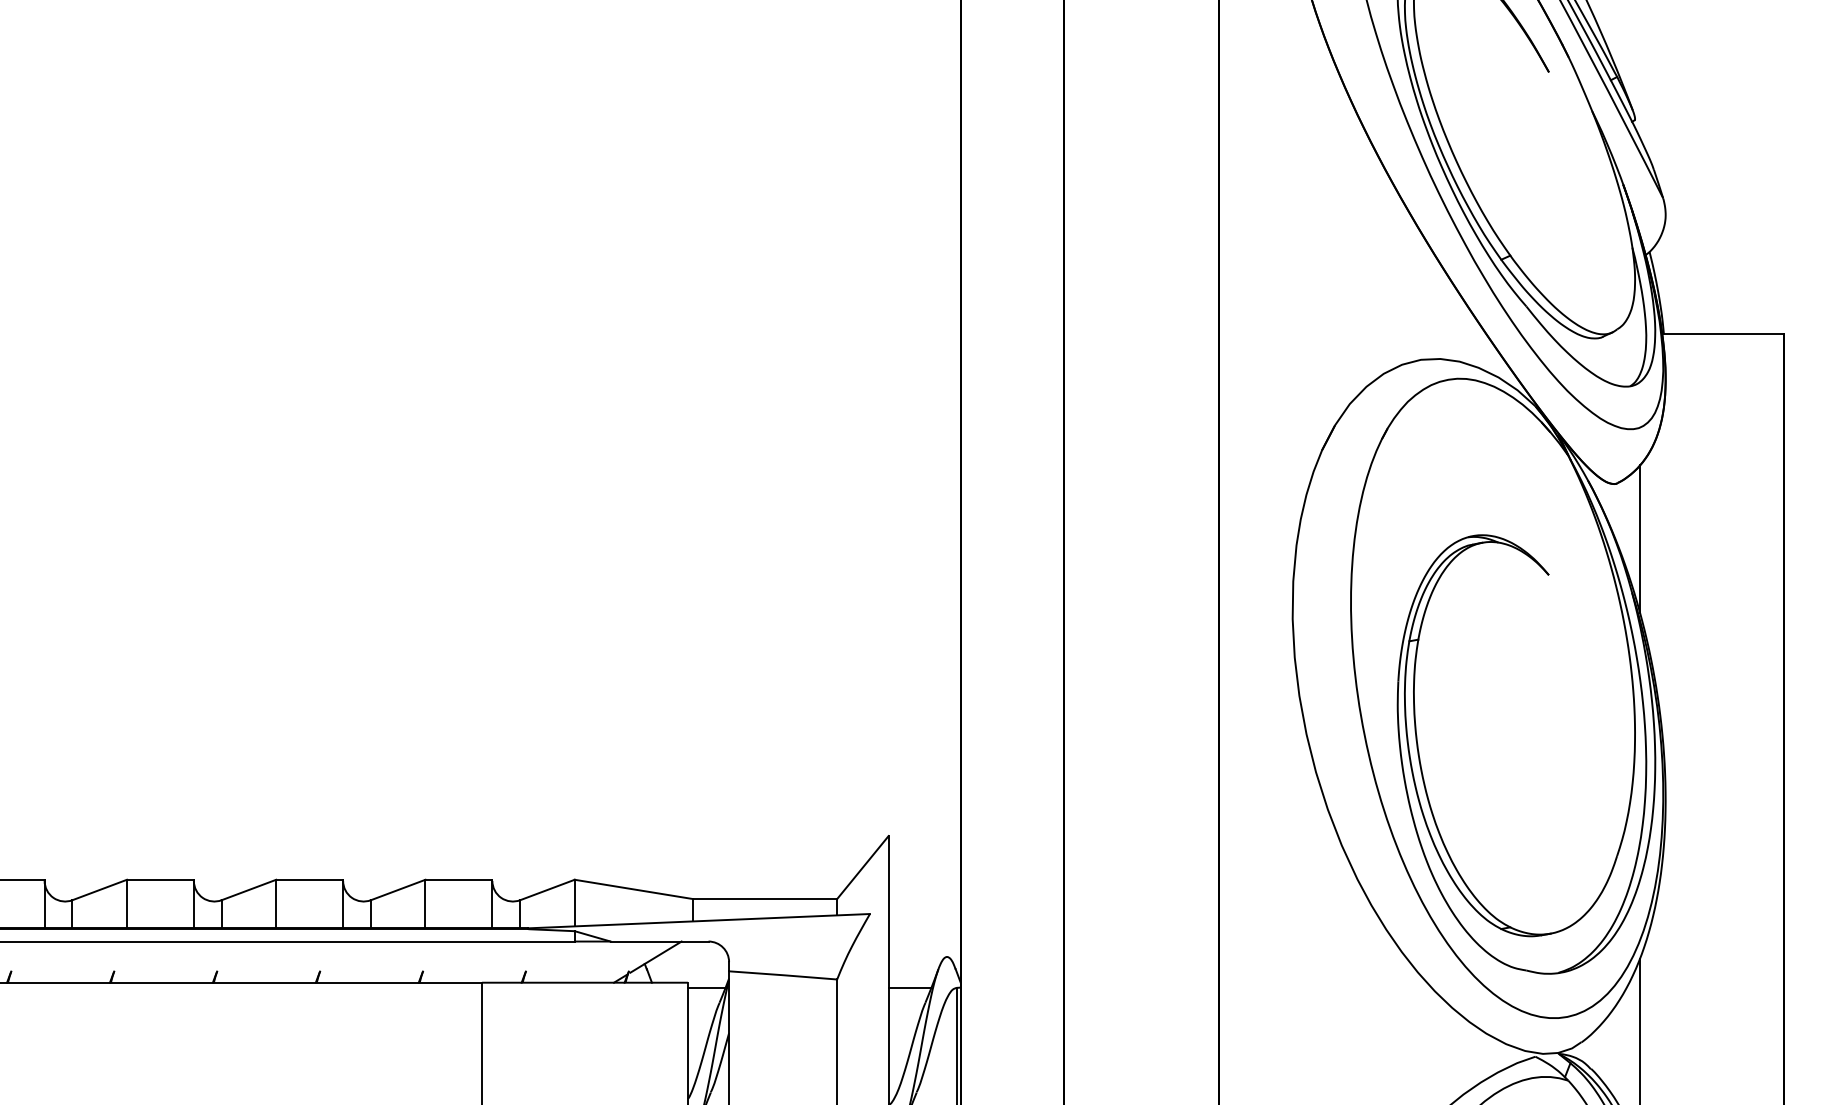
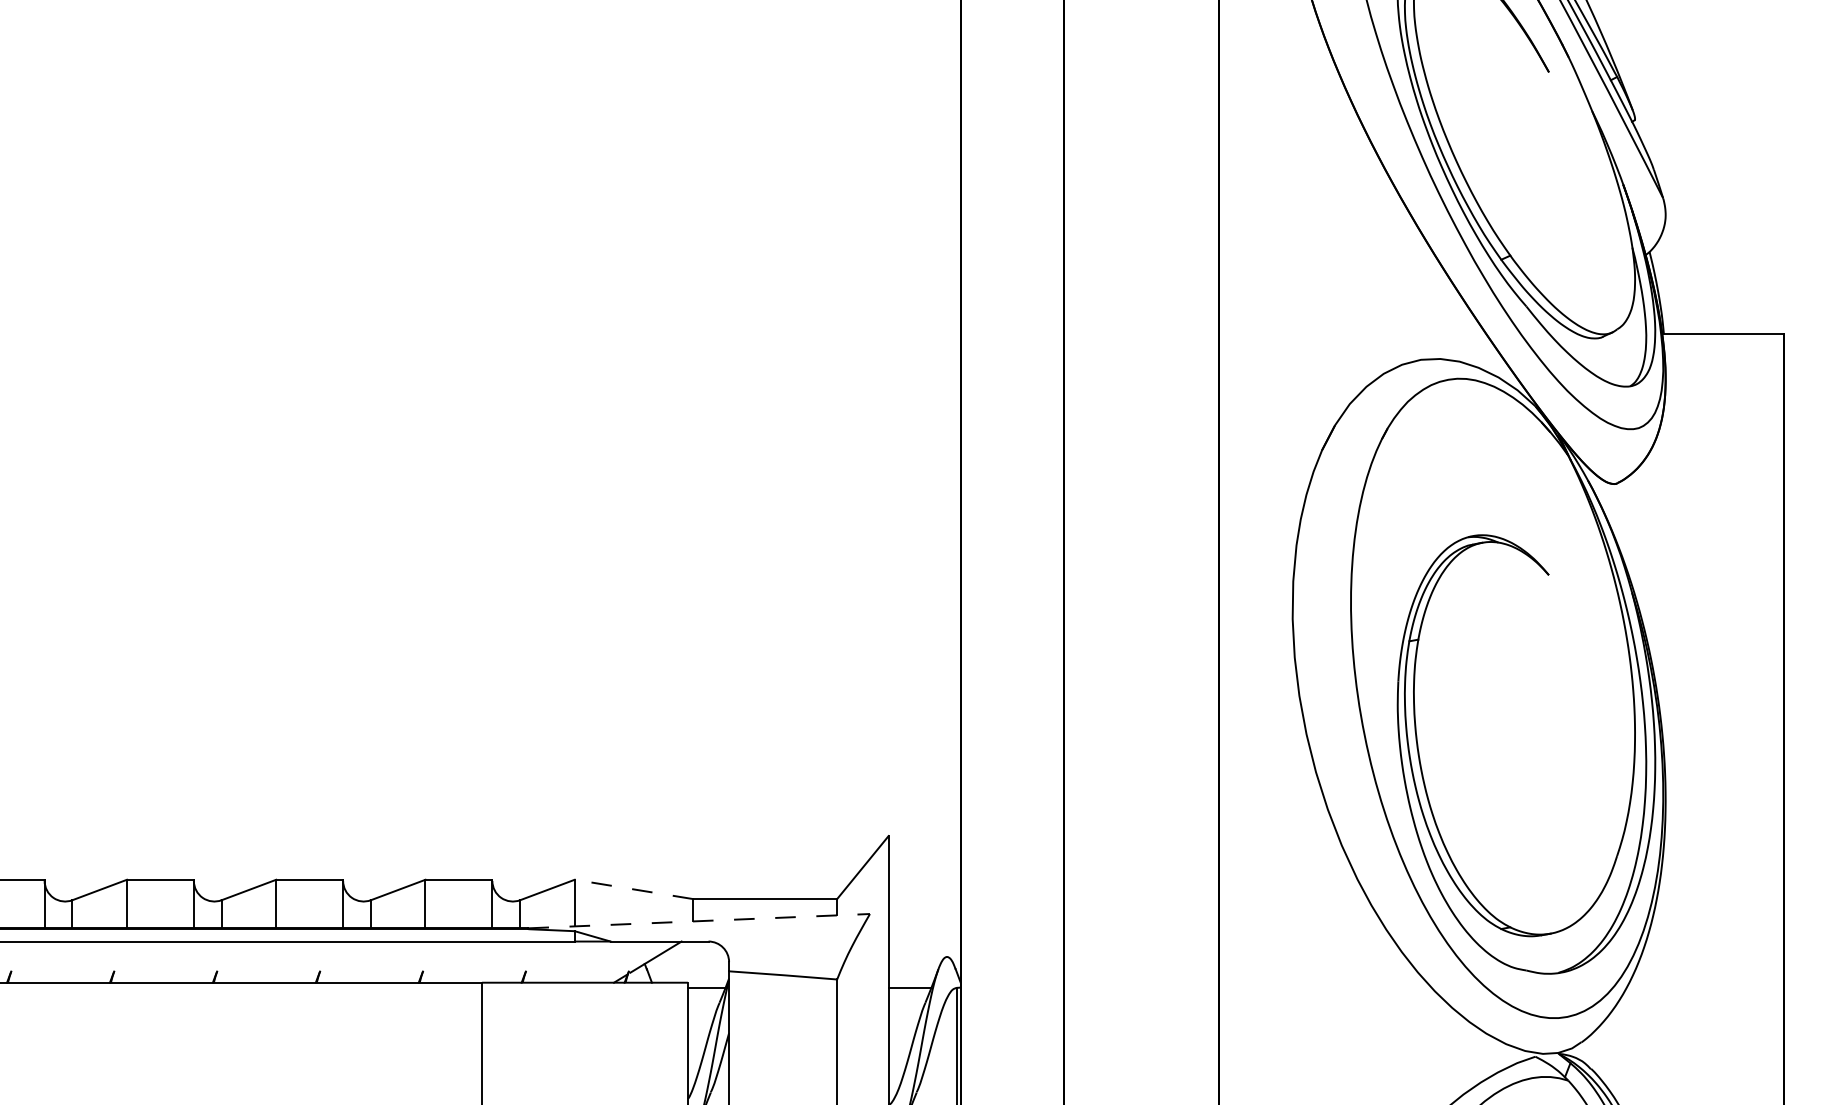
line: present -> none (1640, 538)
line: solid -> dashed (633, 889)
line: solid -> dashed (699, 921)
line: present -> none (1640, 1029)
